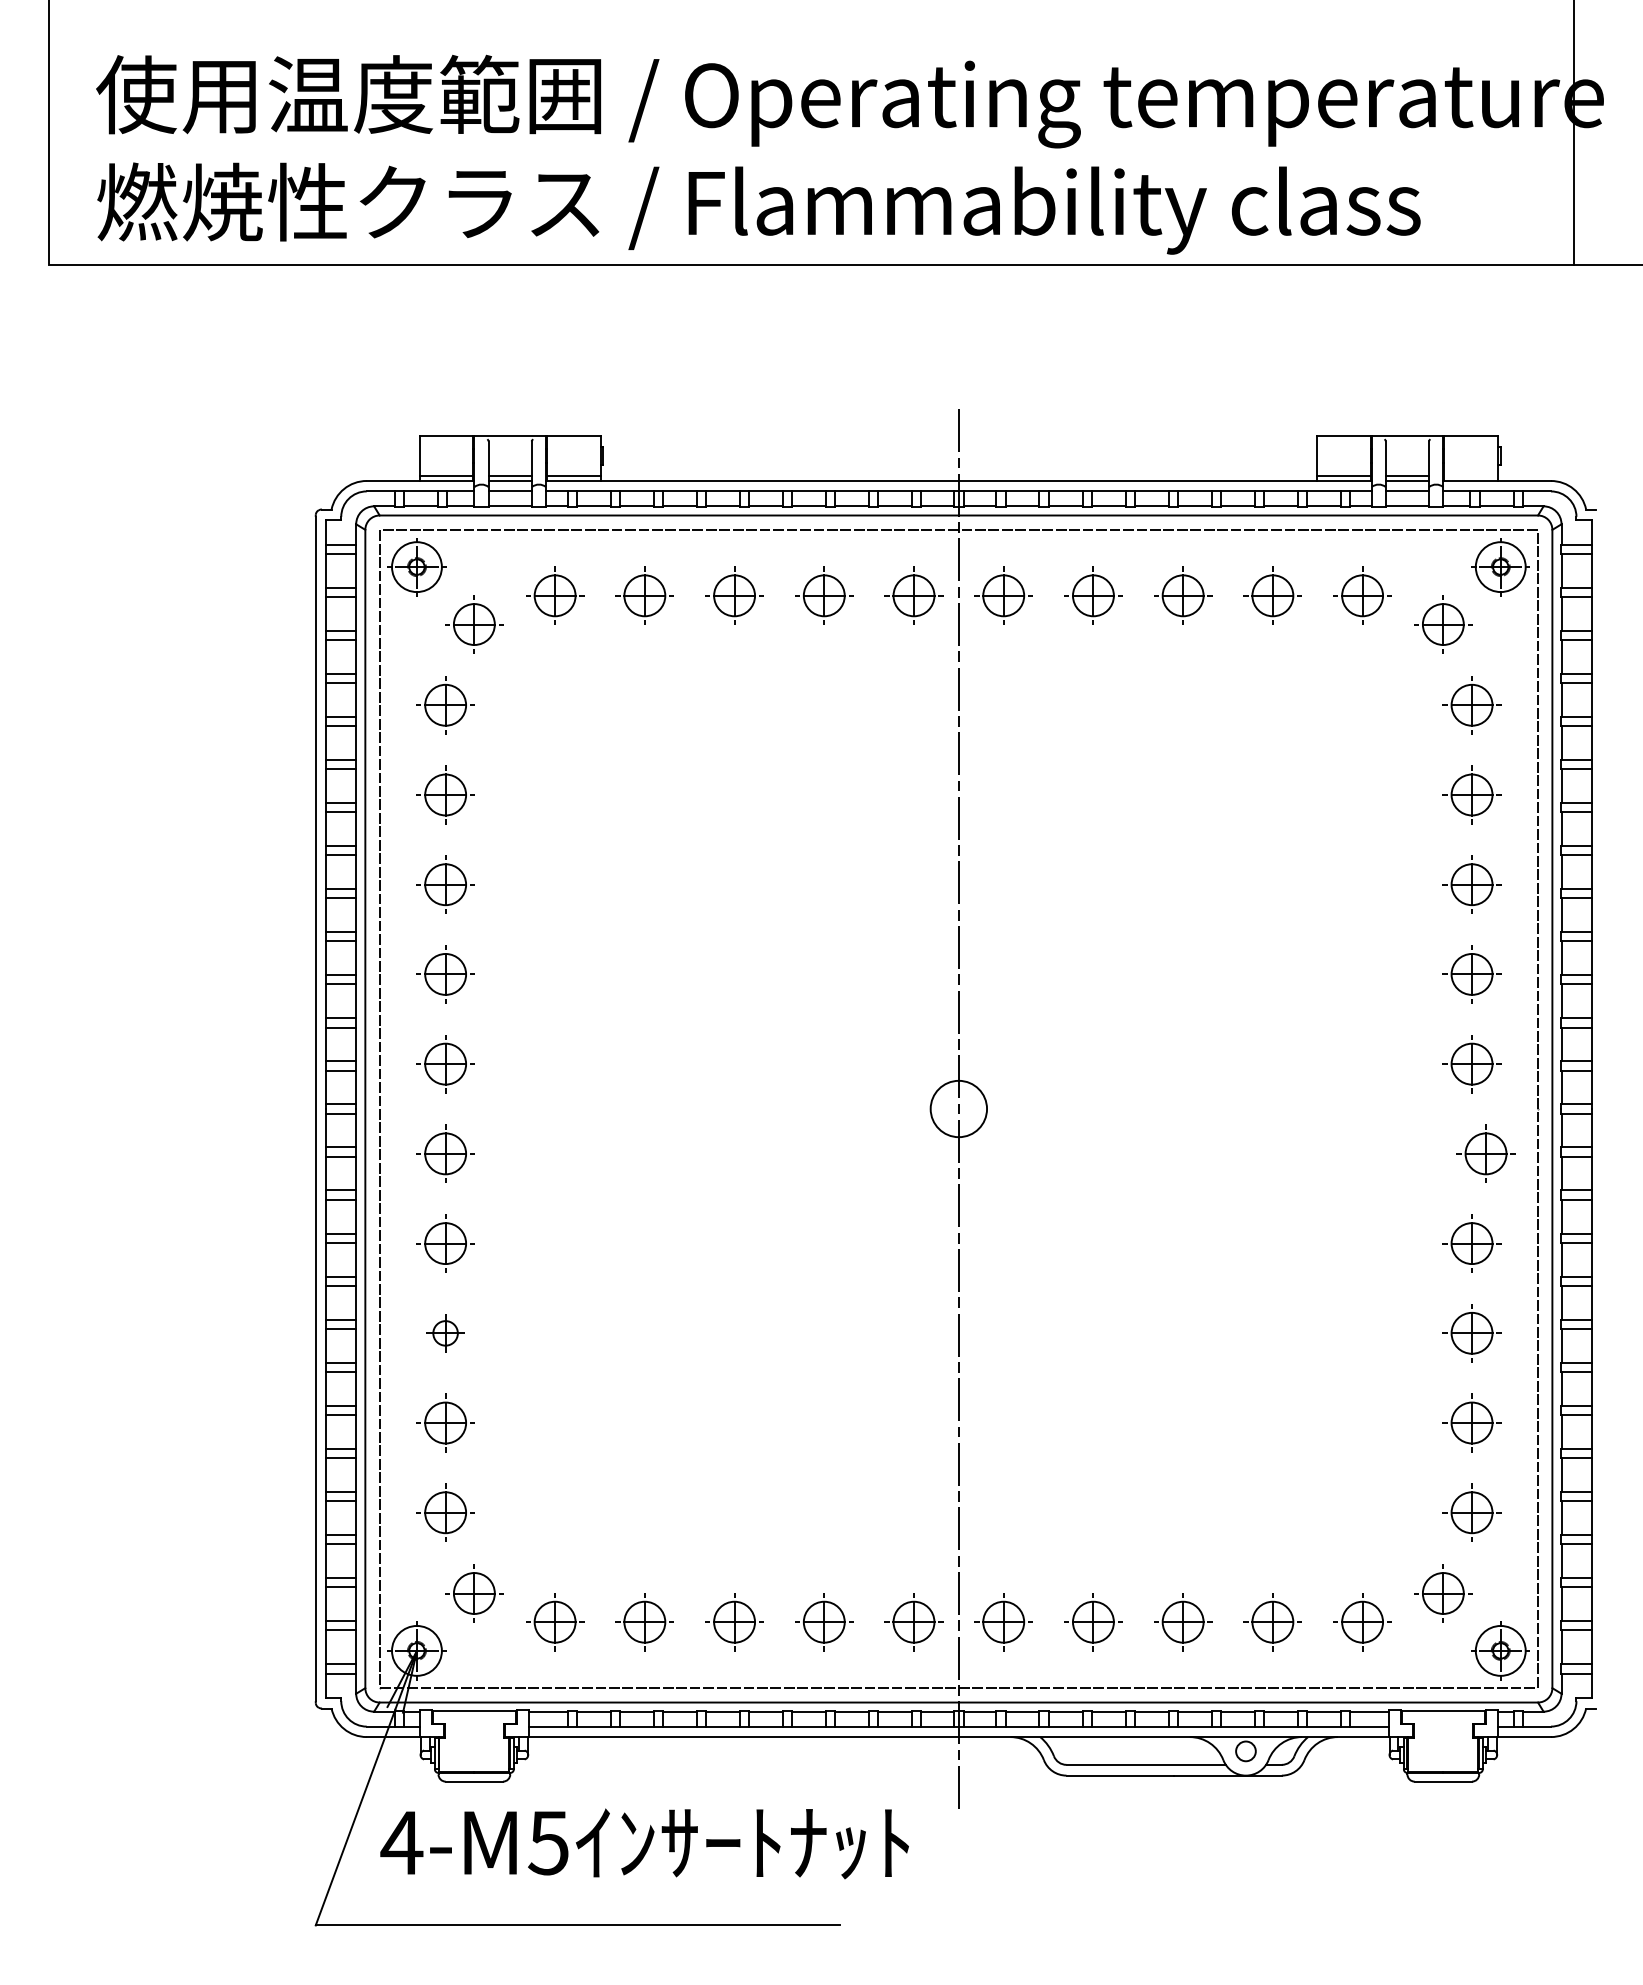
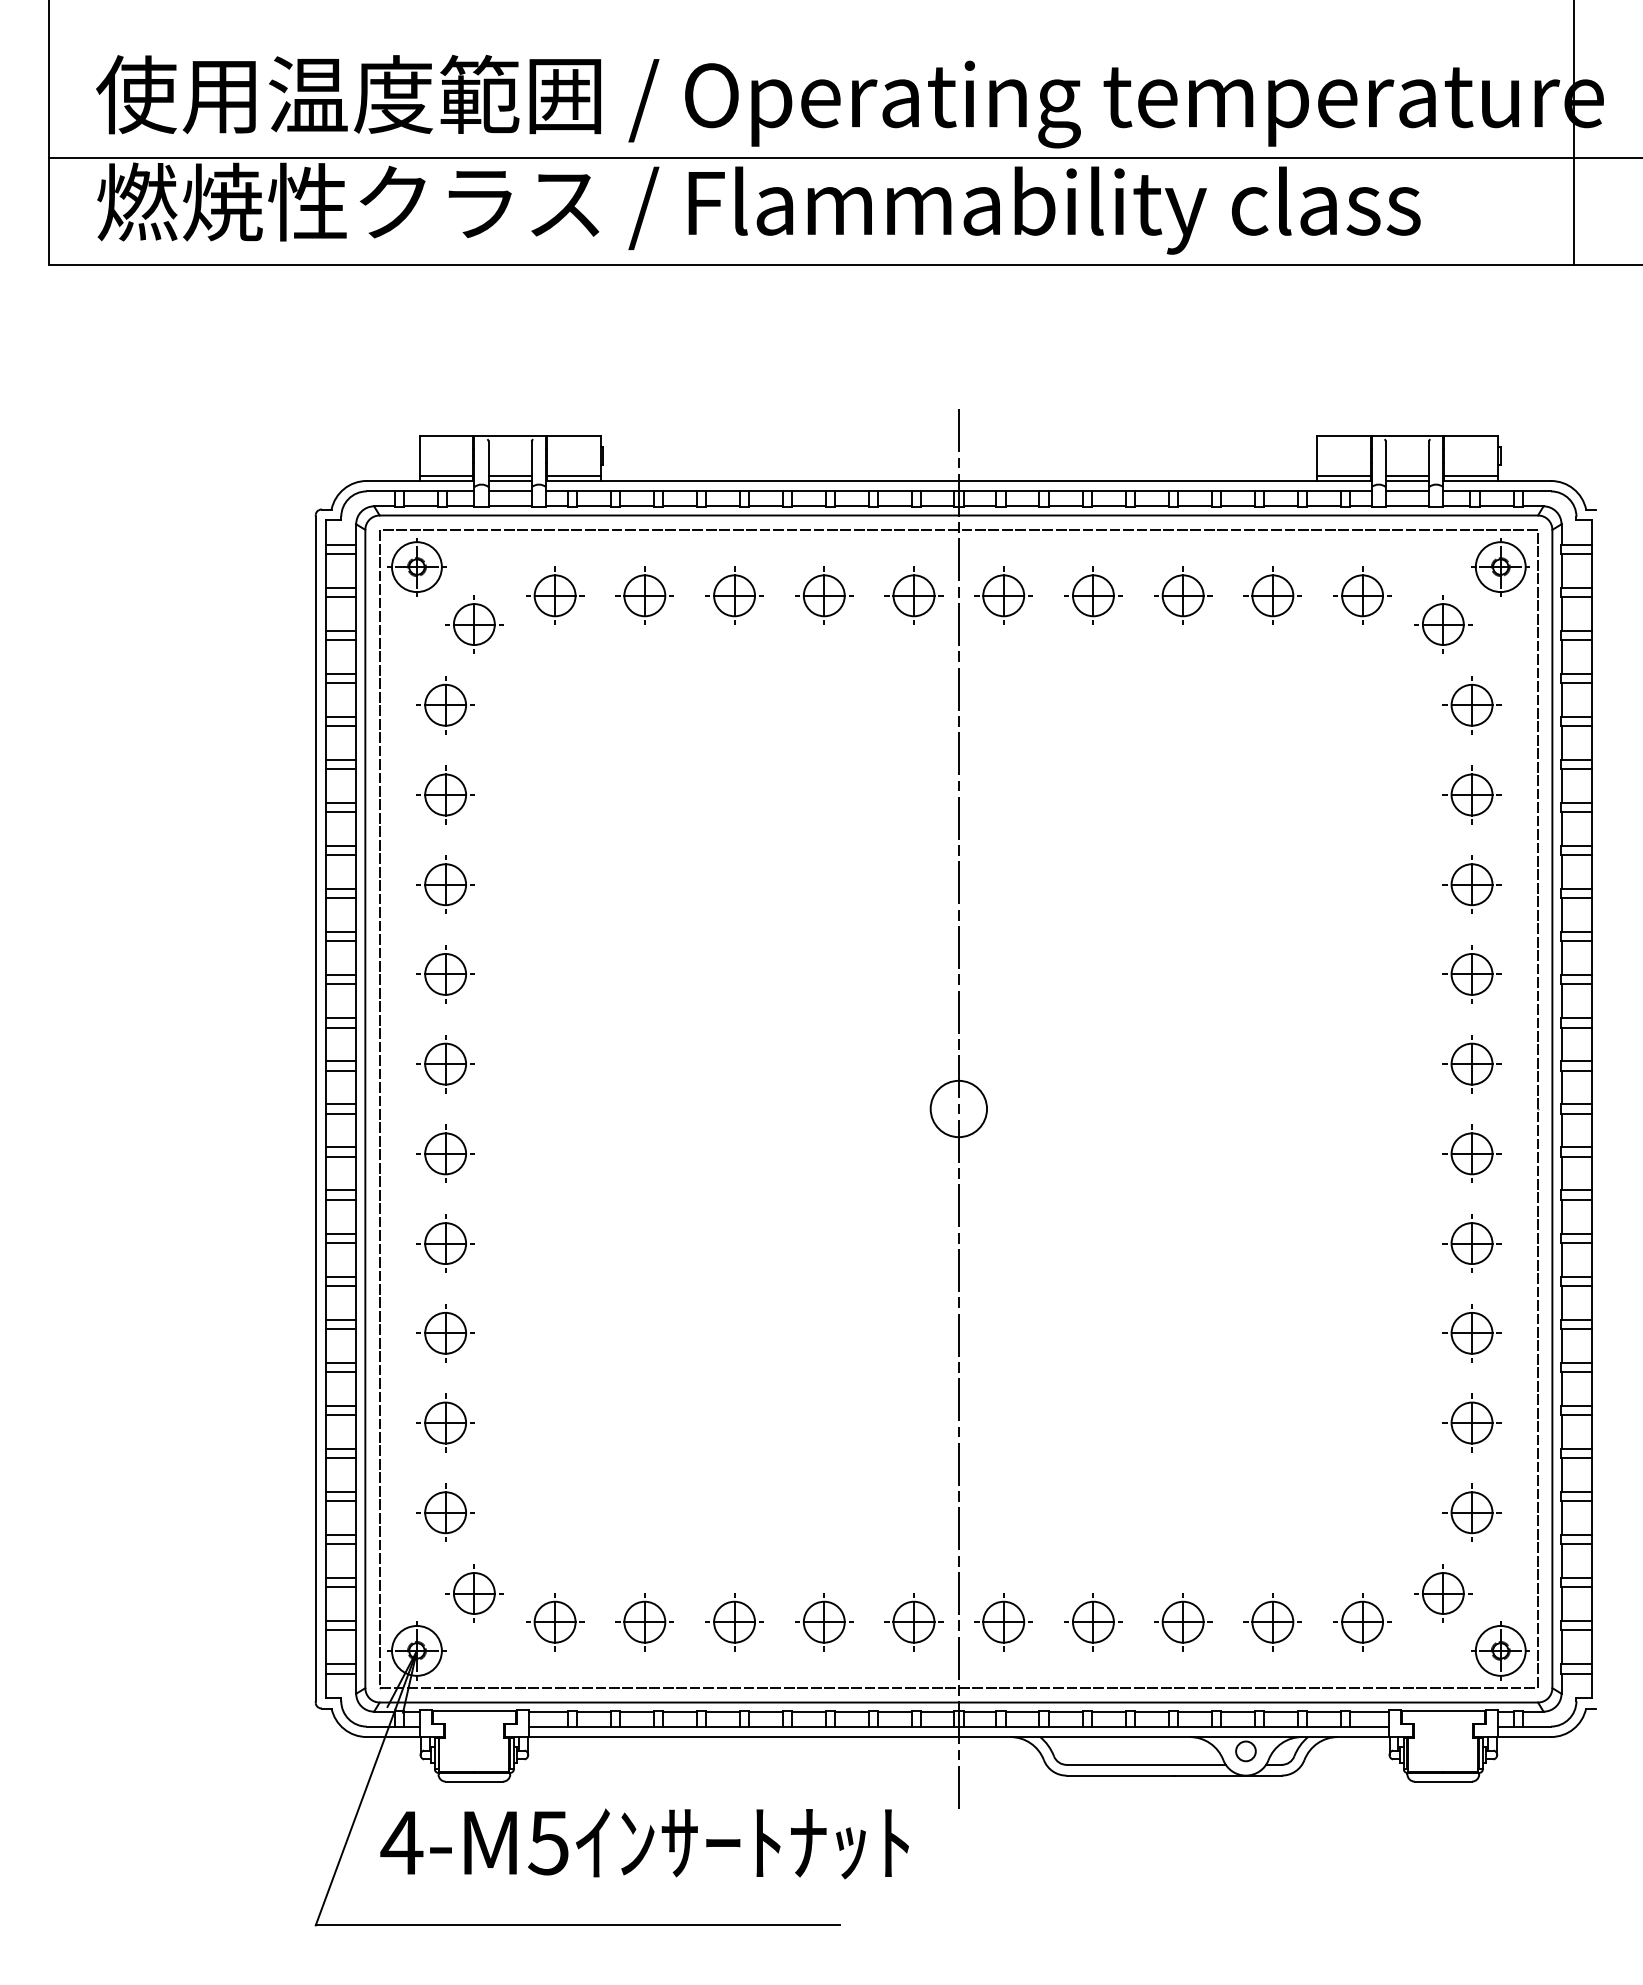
line: none -> present (844, 157)
line: none -> present (1471, 475)
part position: (1485, 1153) -> (1471, 1153) (1471, 1153)
part size: 39x39 px -> 59x59 px (445, 1333)
